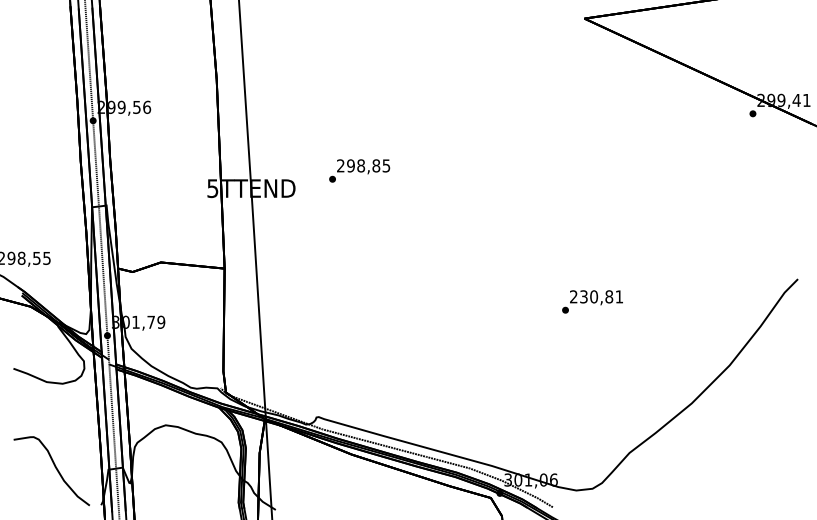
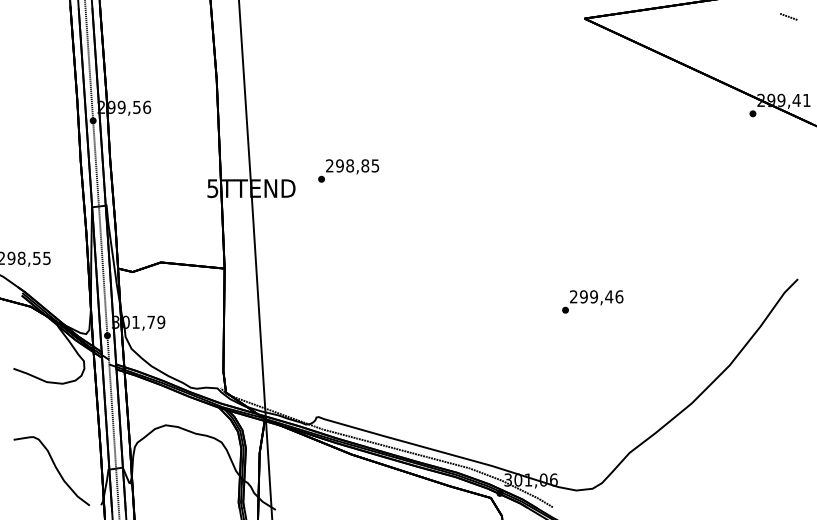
line: none -> present (788, 16)
text position: (359, 170) -> (348, 170) (348, 170)
text: 230,81 -> 299,46 (601, 296)
